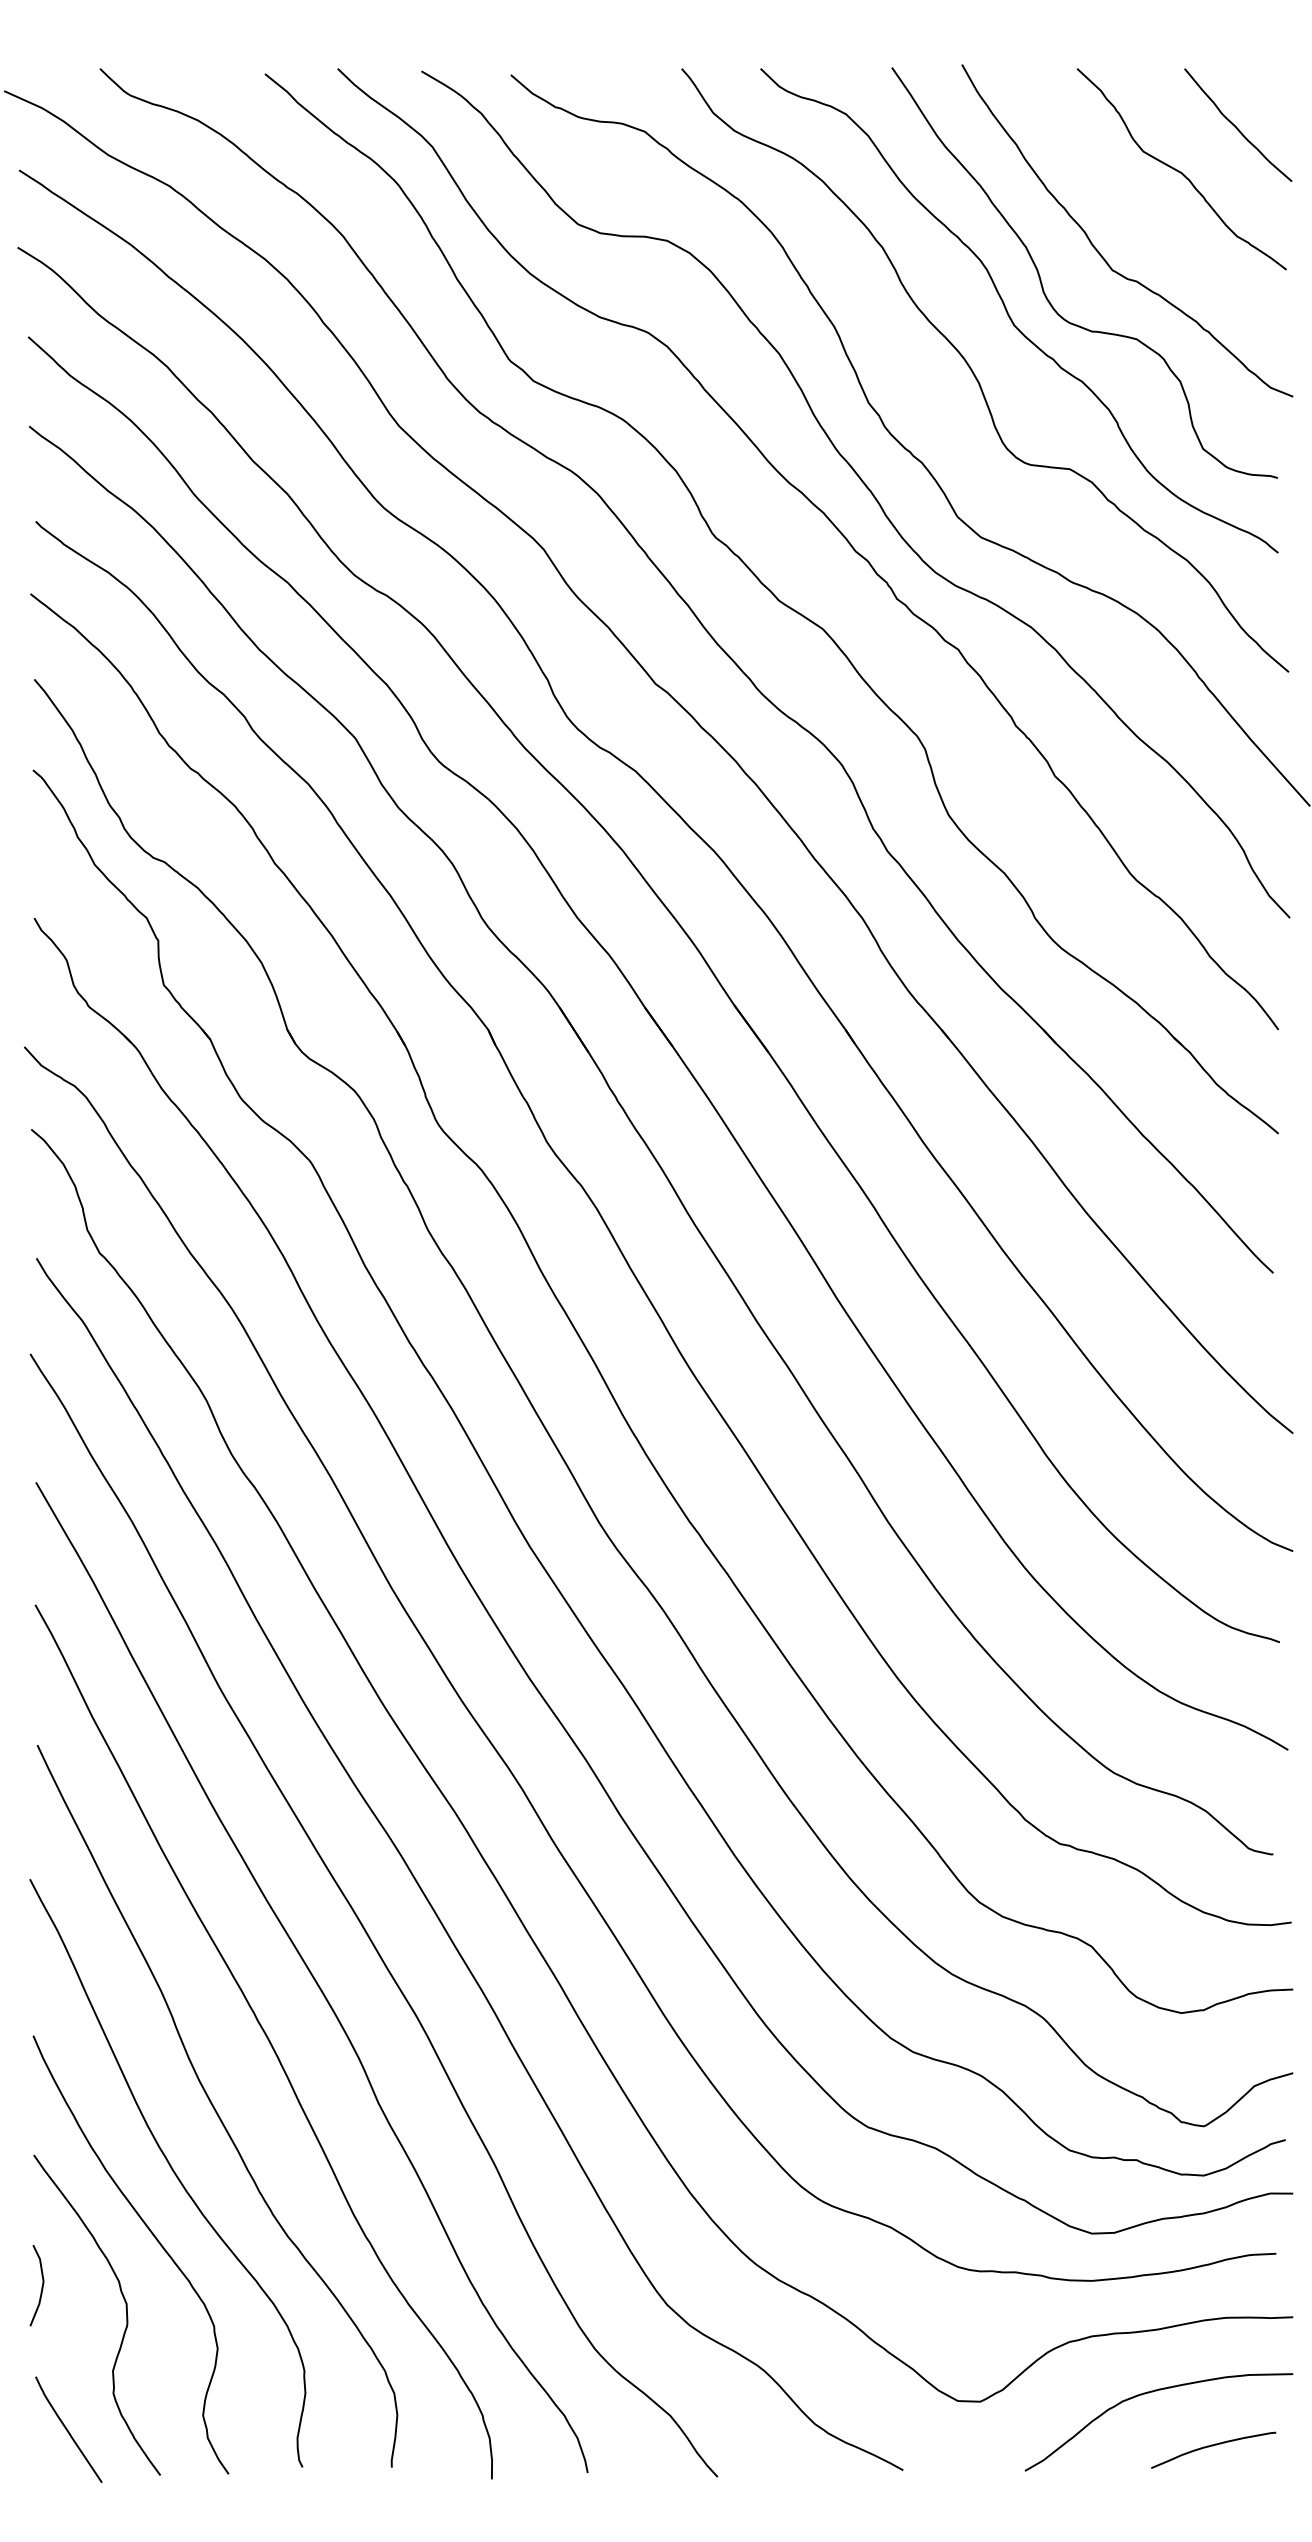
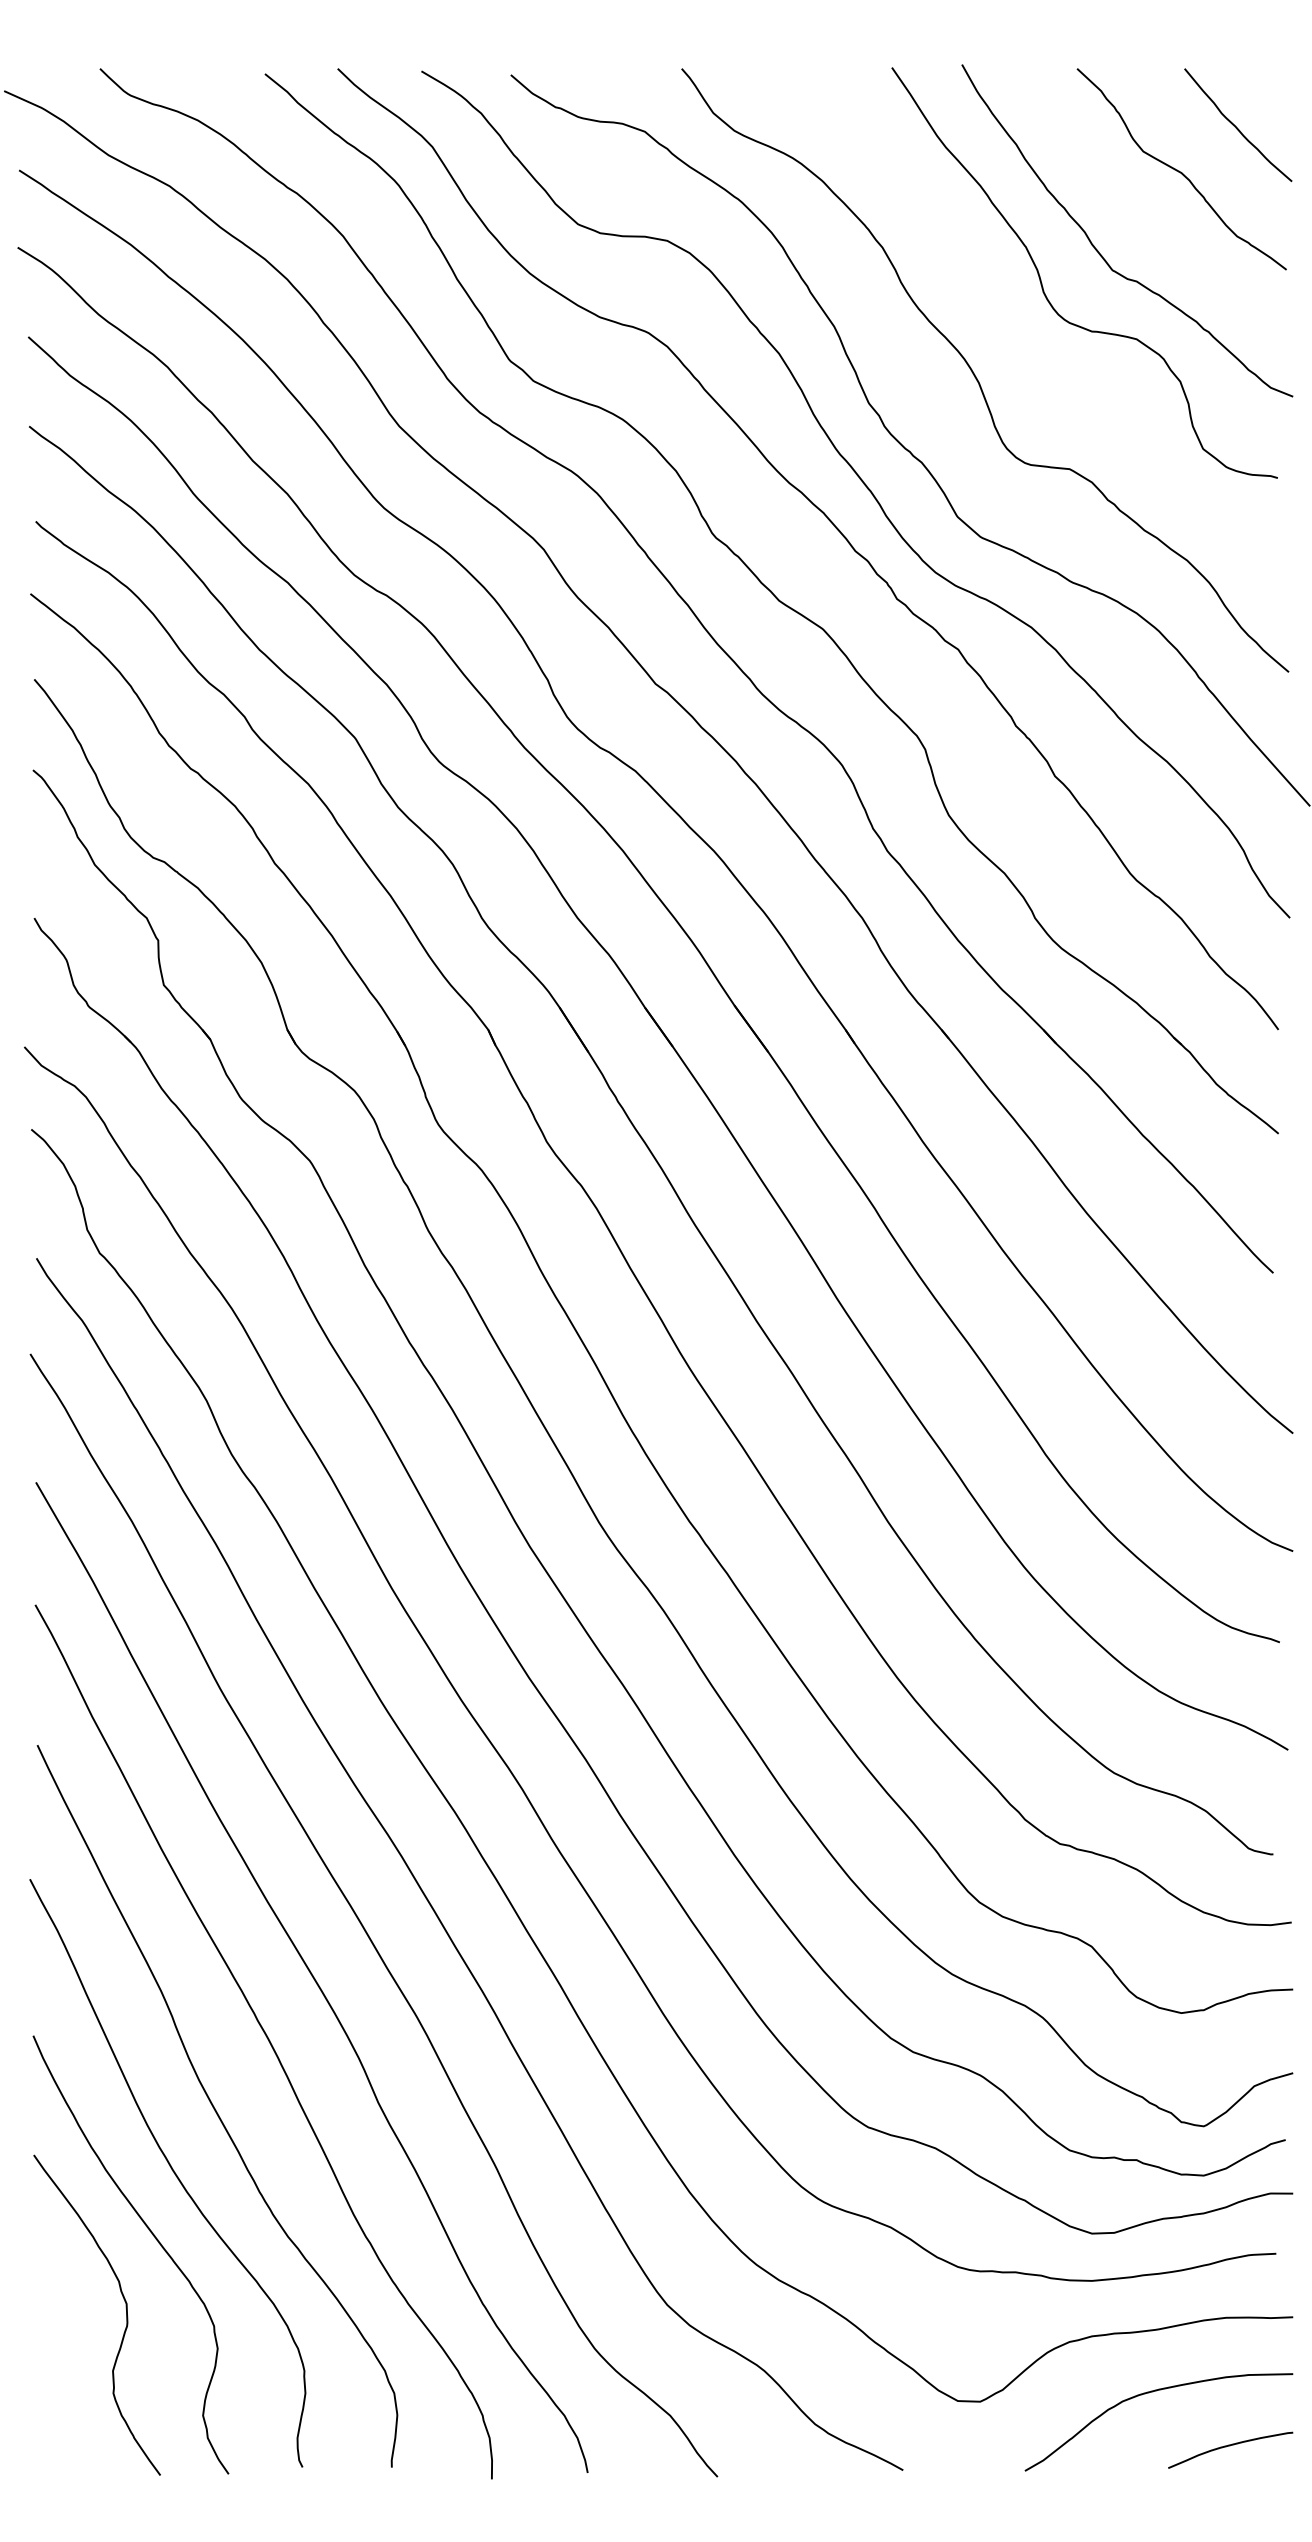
curve: present -> none (1009, 314)
curve: present -> none (41, 2286)
curve: present -> none (67, 2429)
curve position: (1213, 2446) -> (1230, 2446) (1230, 2446)
